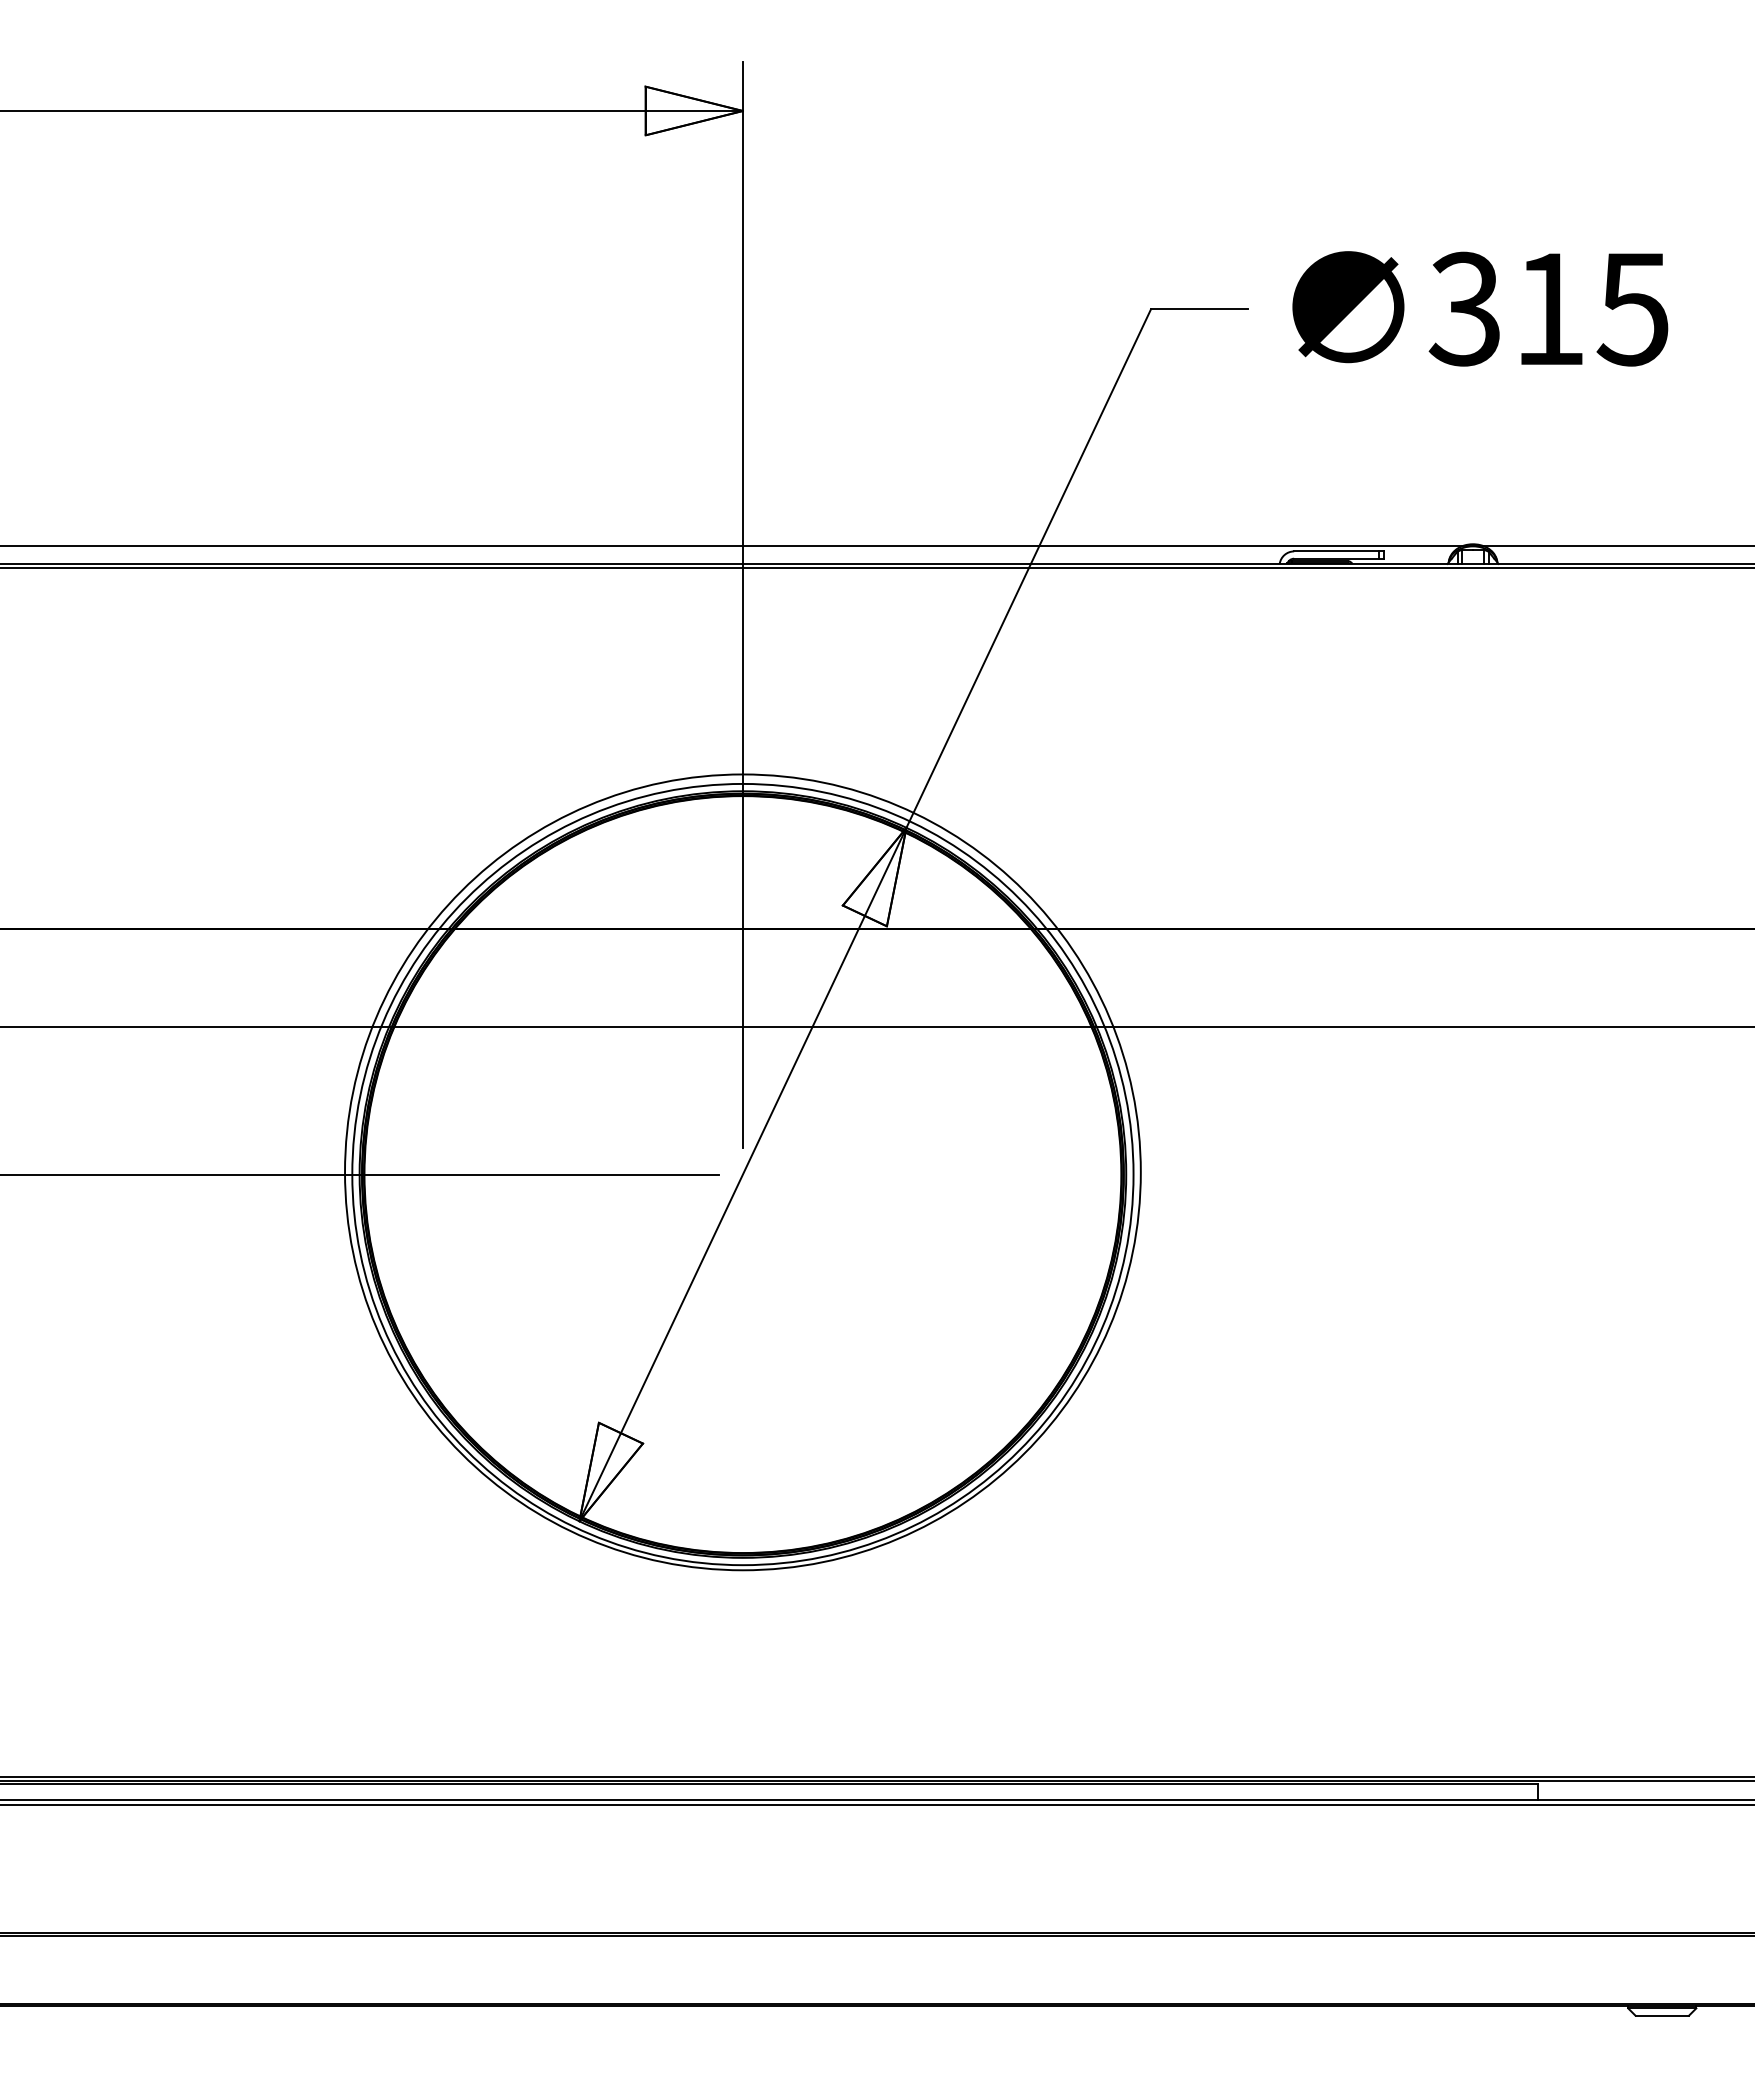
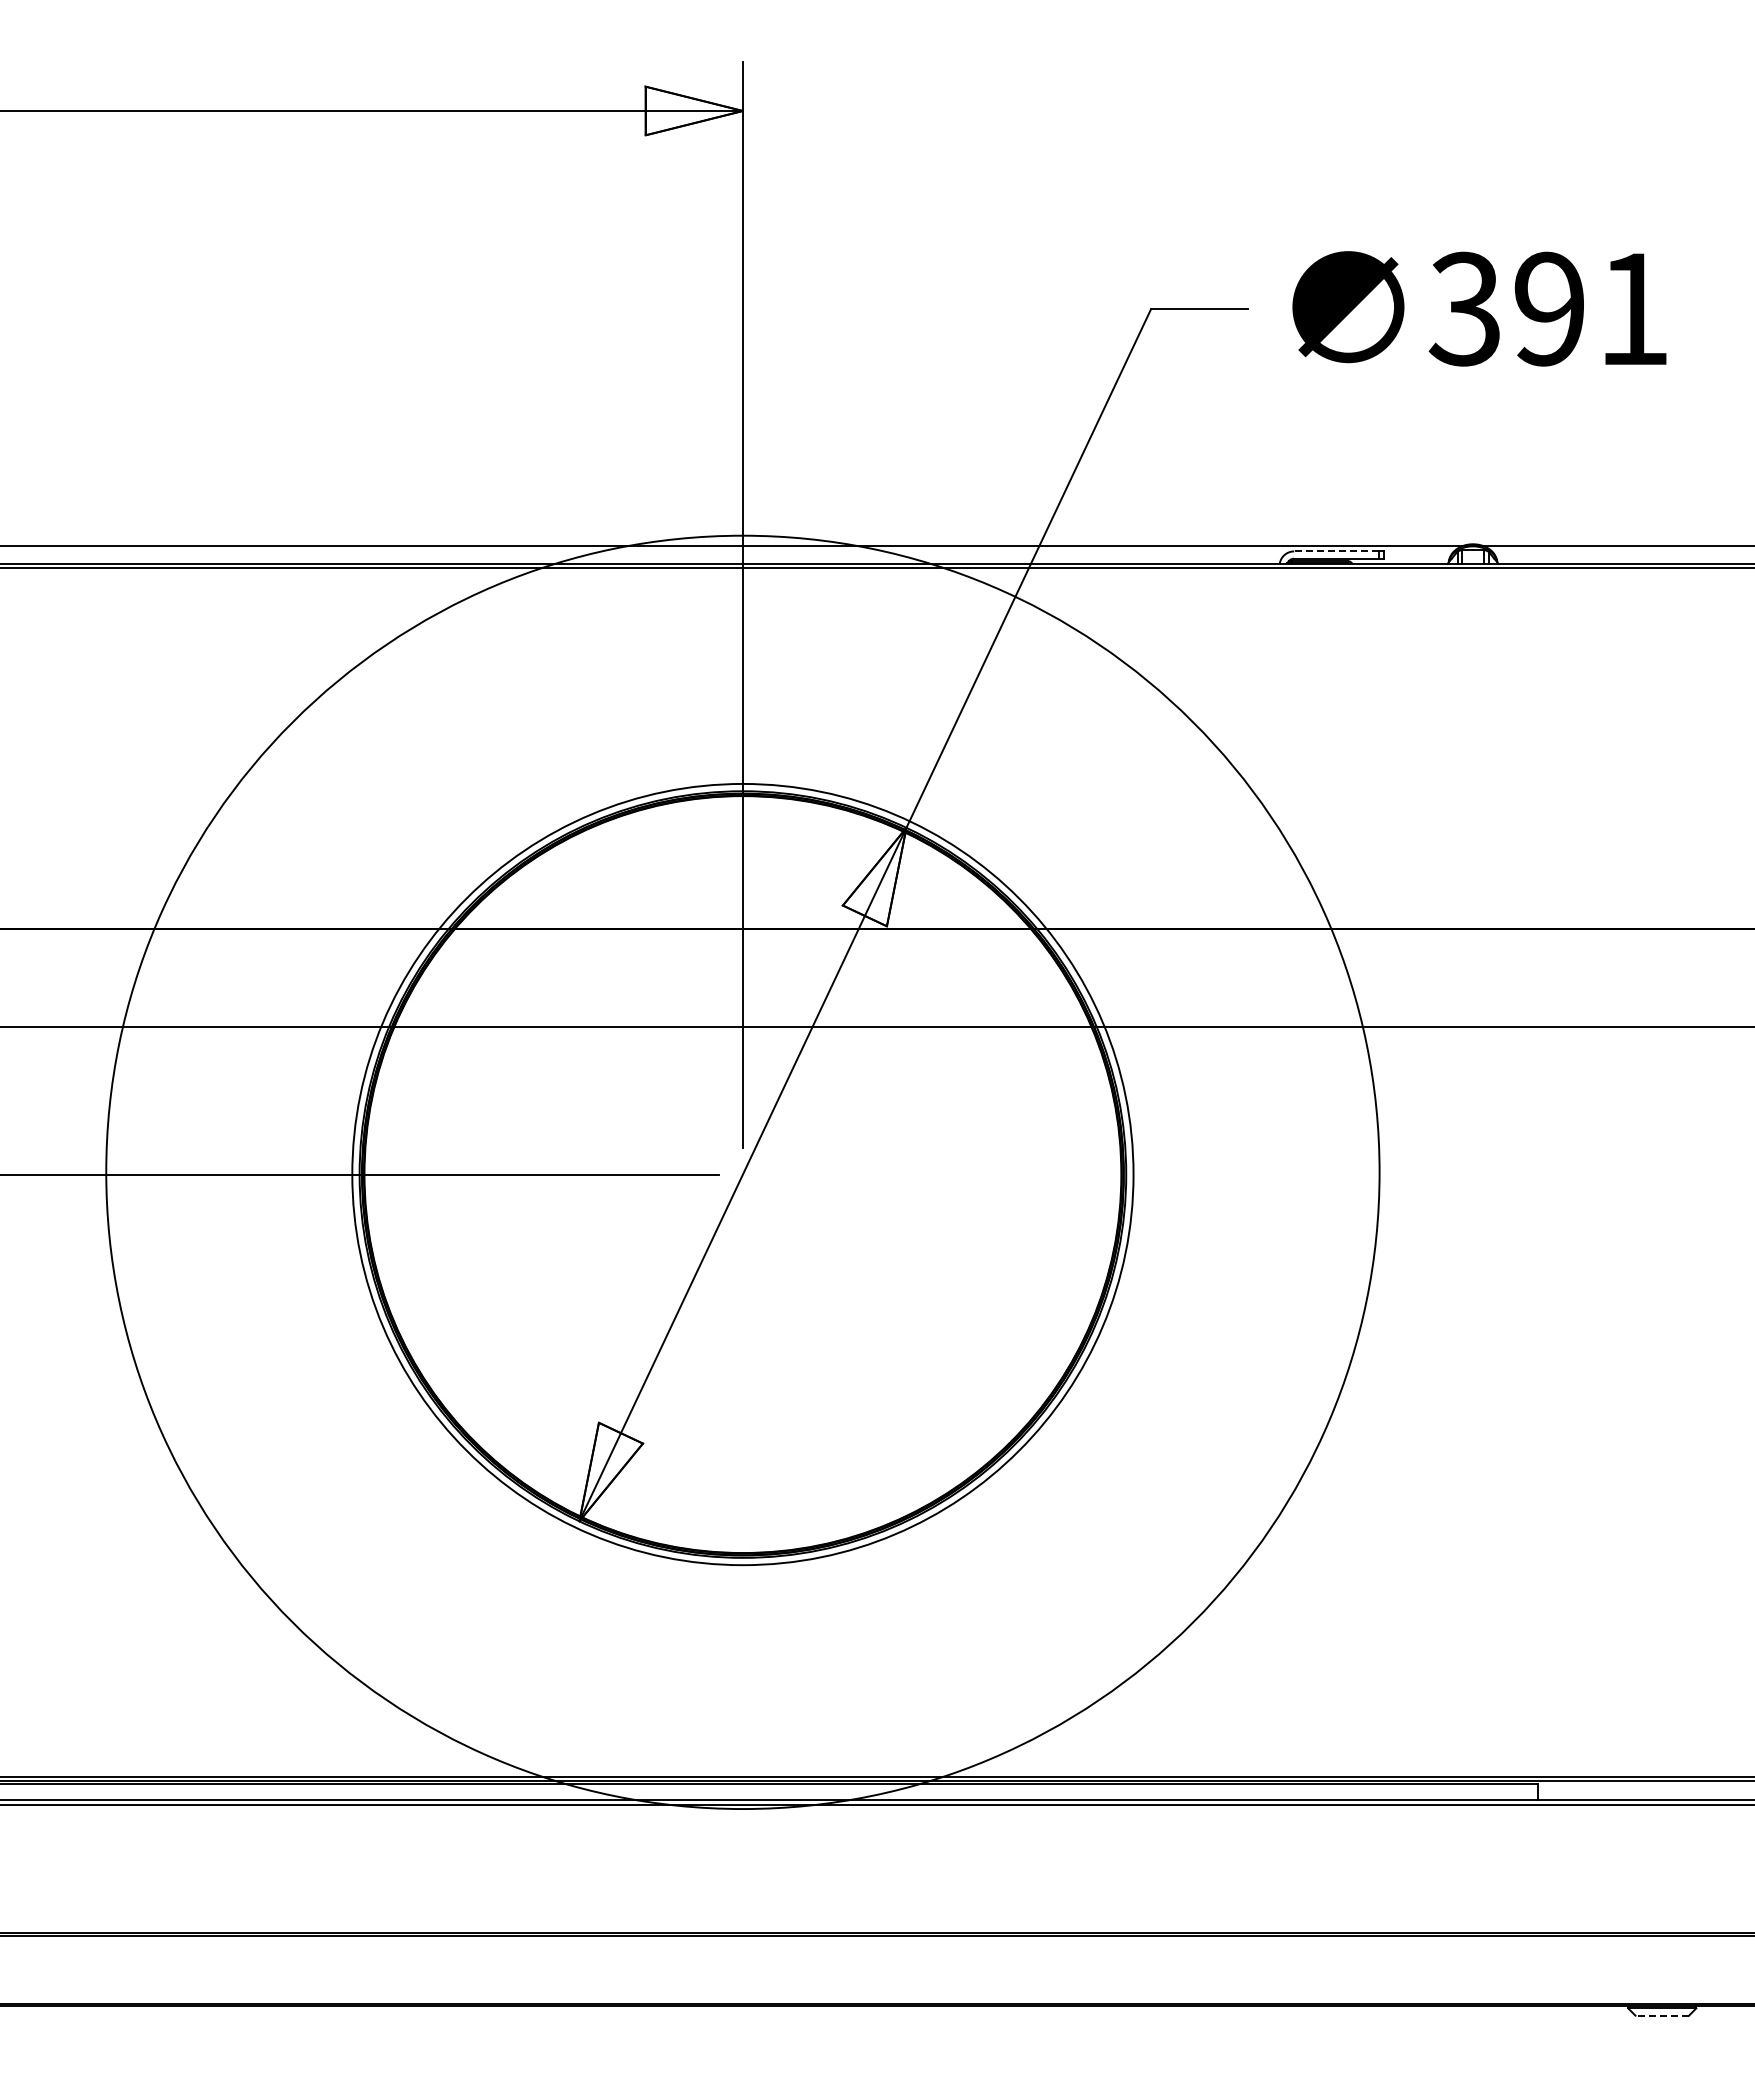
text: 315 -> 391 (1591, 308)
line: solid -> dashed (1336, 551)
circle diameter: 796 px -> 1273 px (742, 1172)
line: solid -> dashed (1662, 2015)
